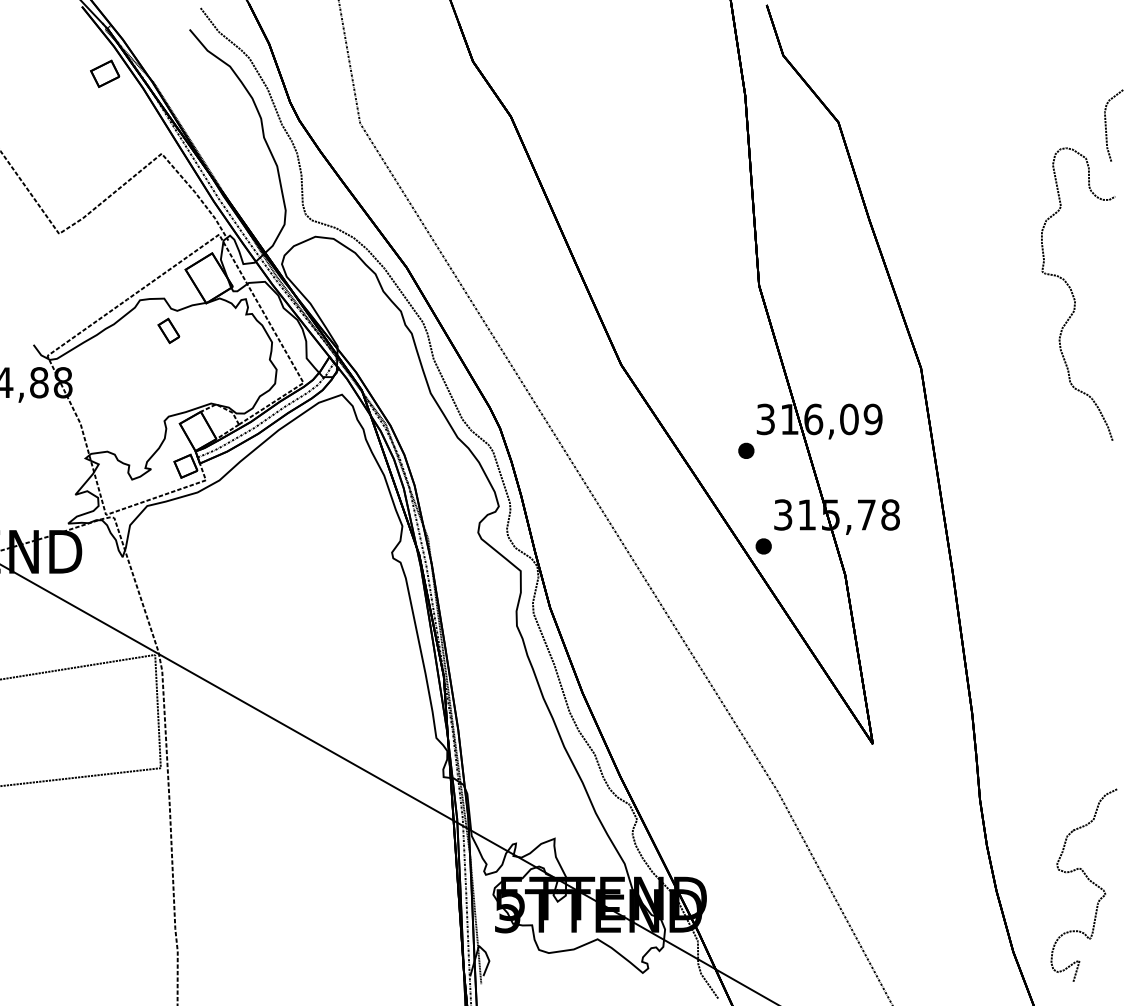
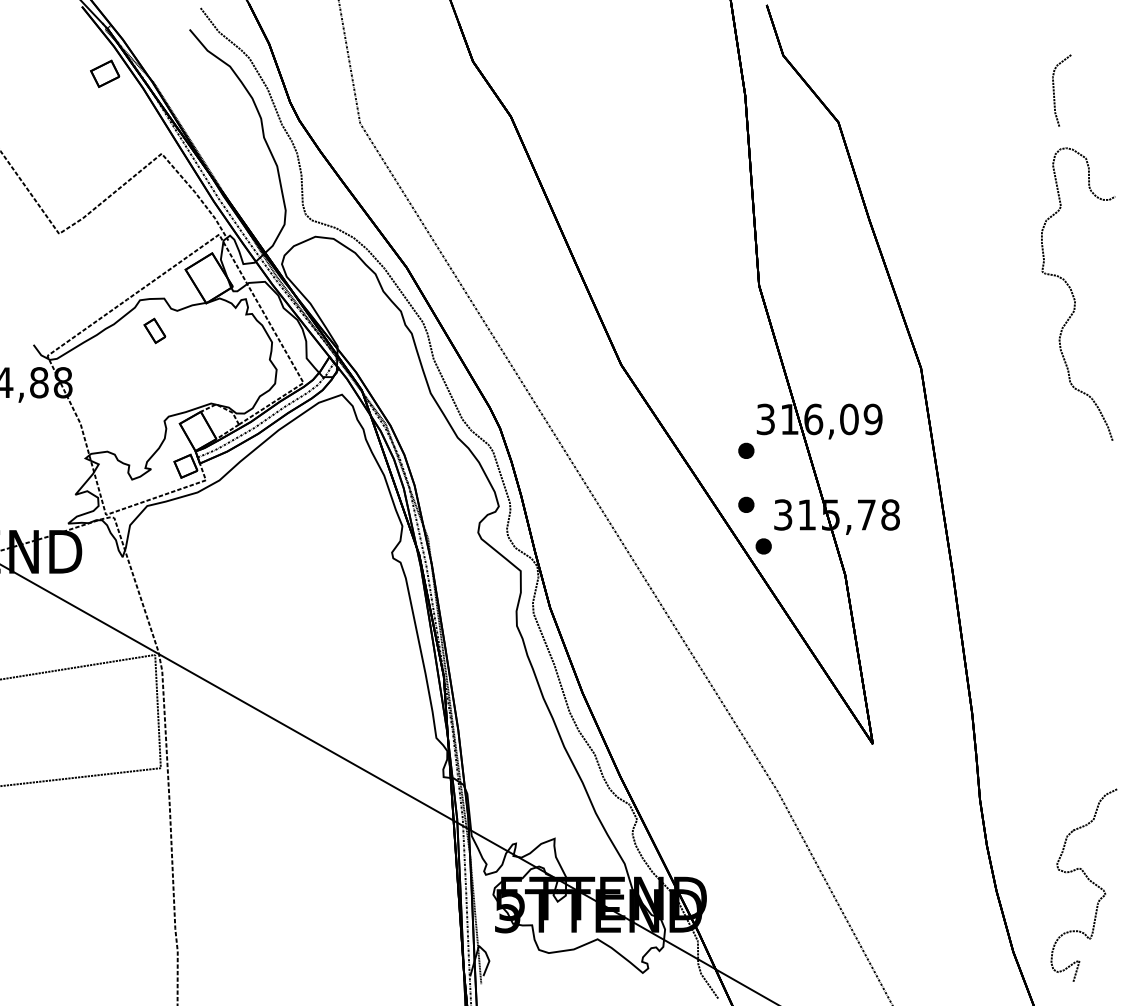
curve position: (1106, 125) -> (1054, 90) (1054, 90)
part position: (168, 330) -> (154, 330) (154, 330)
part: none -> present (746, 504)
